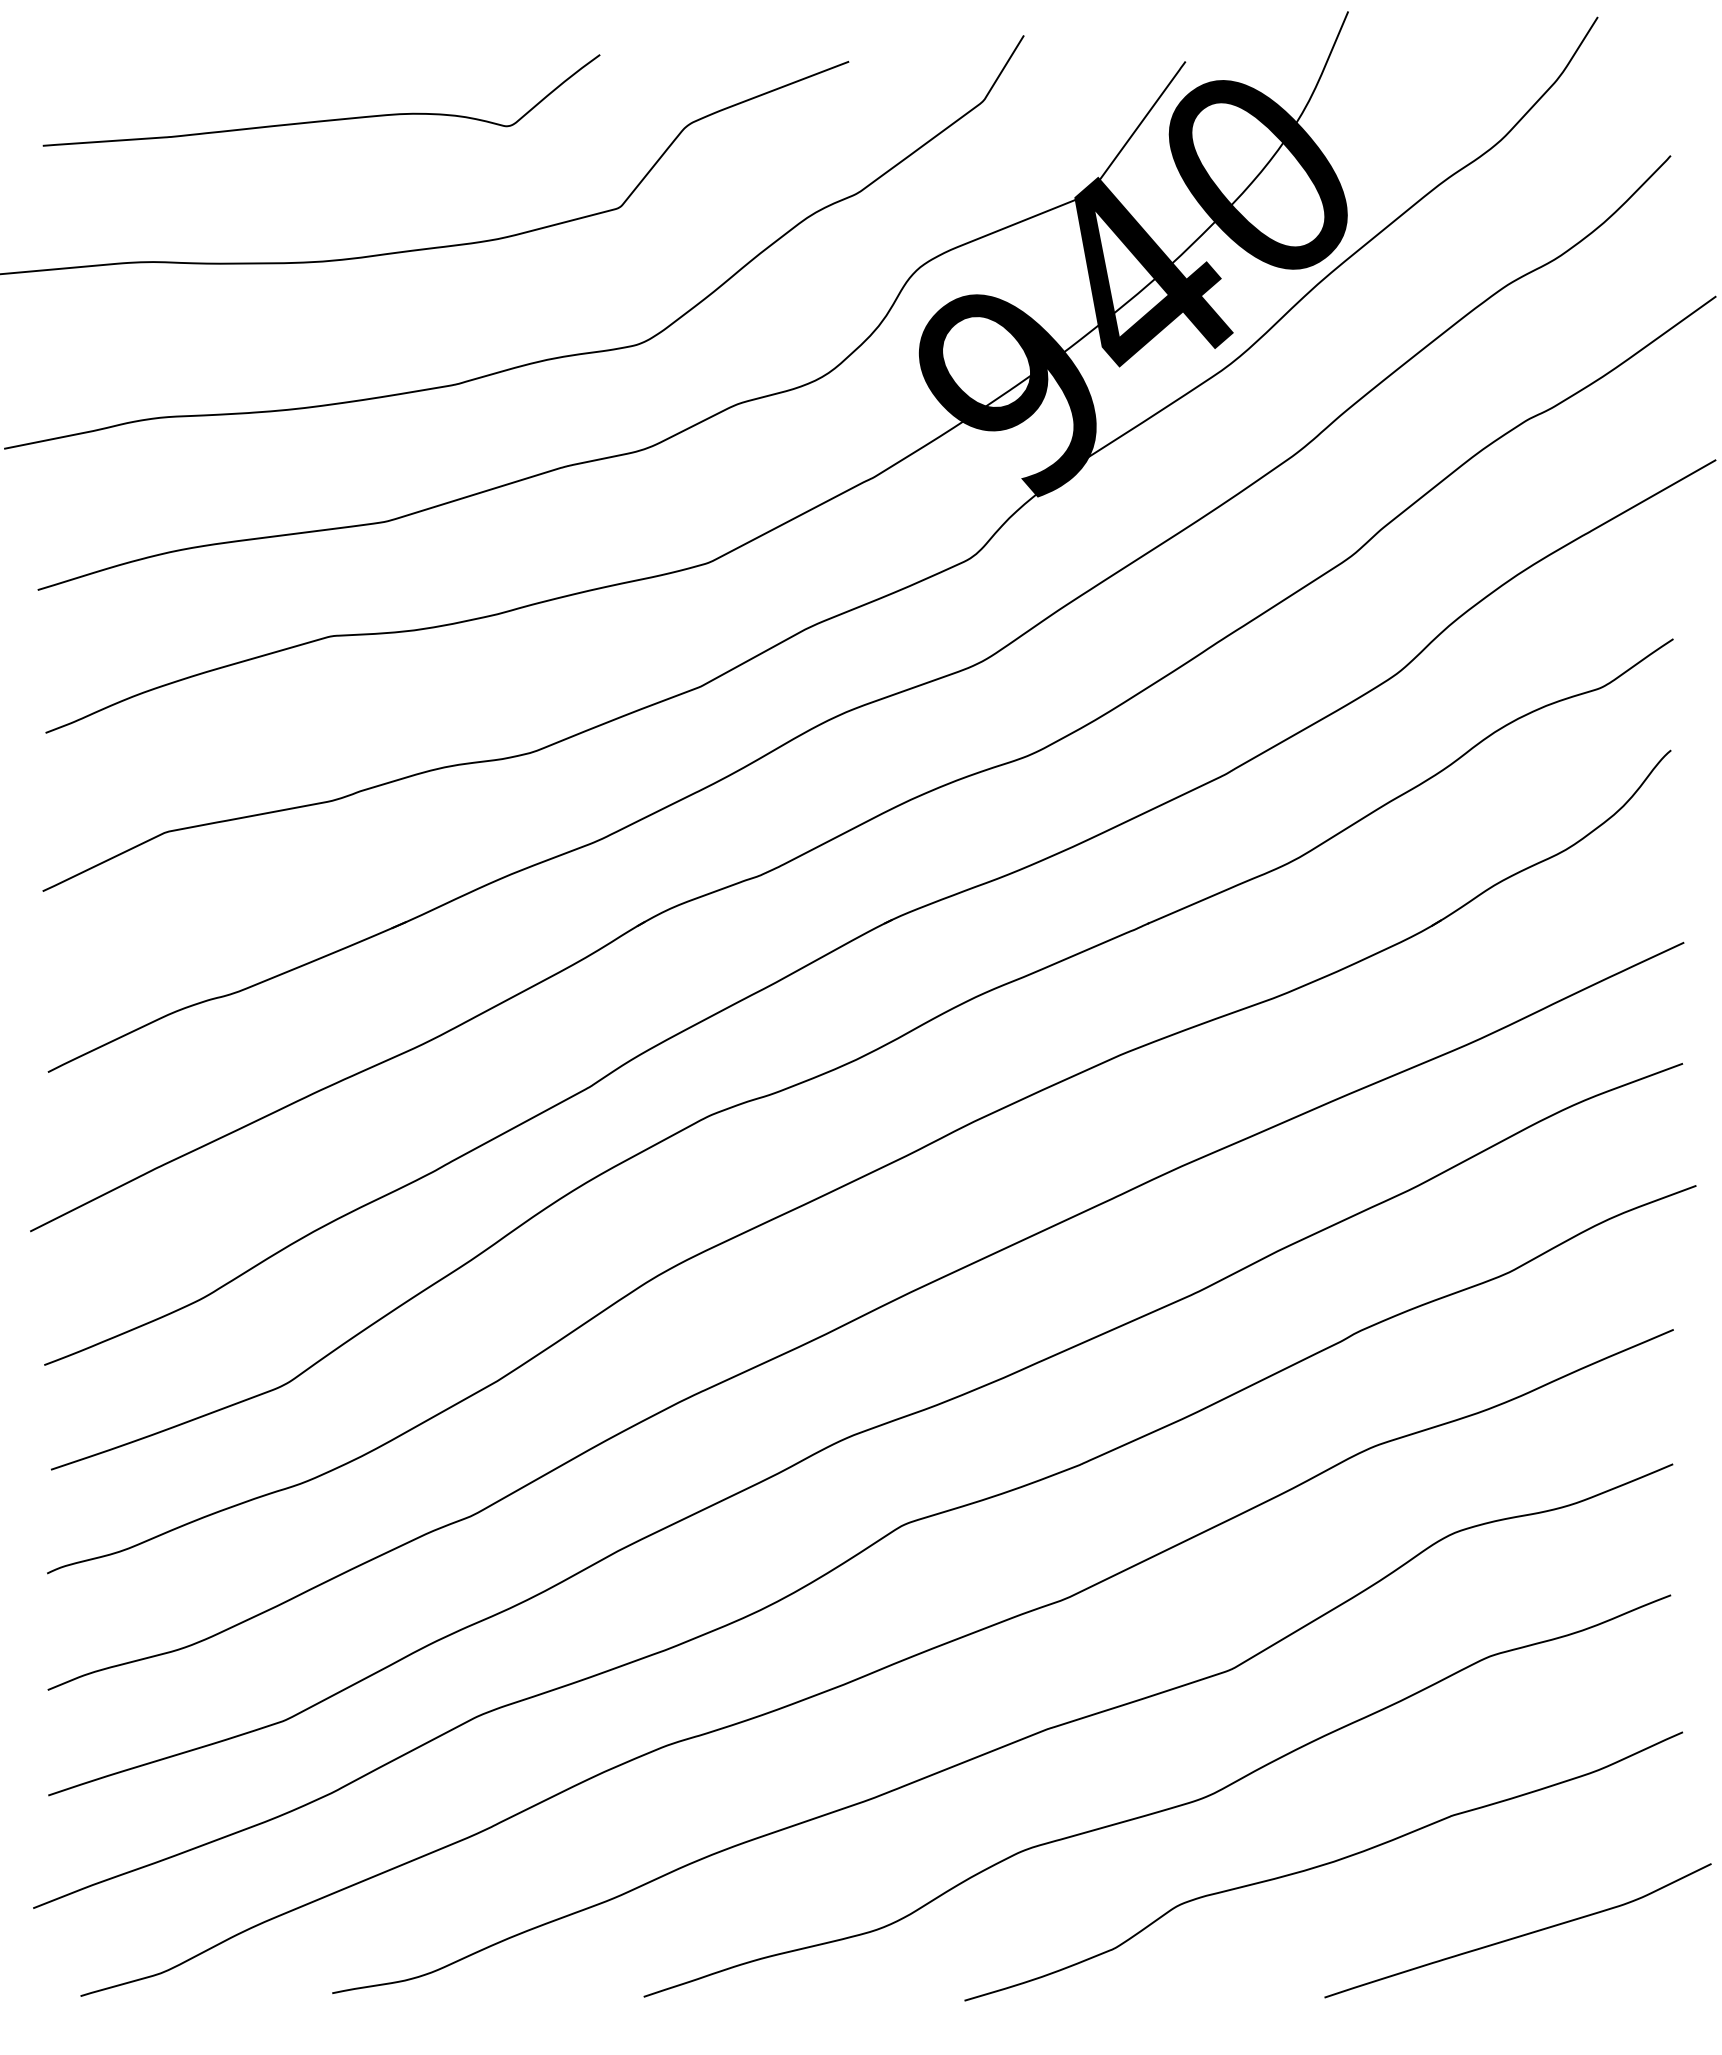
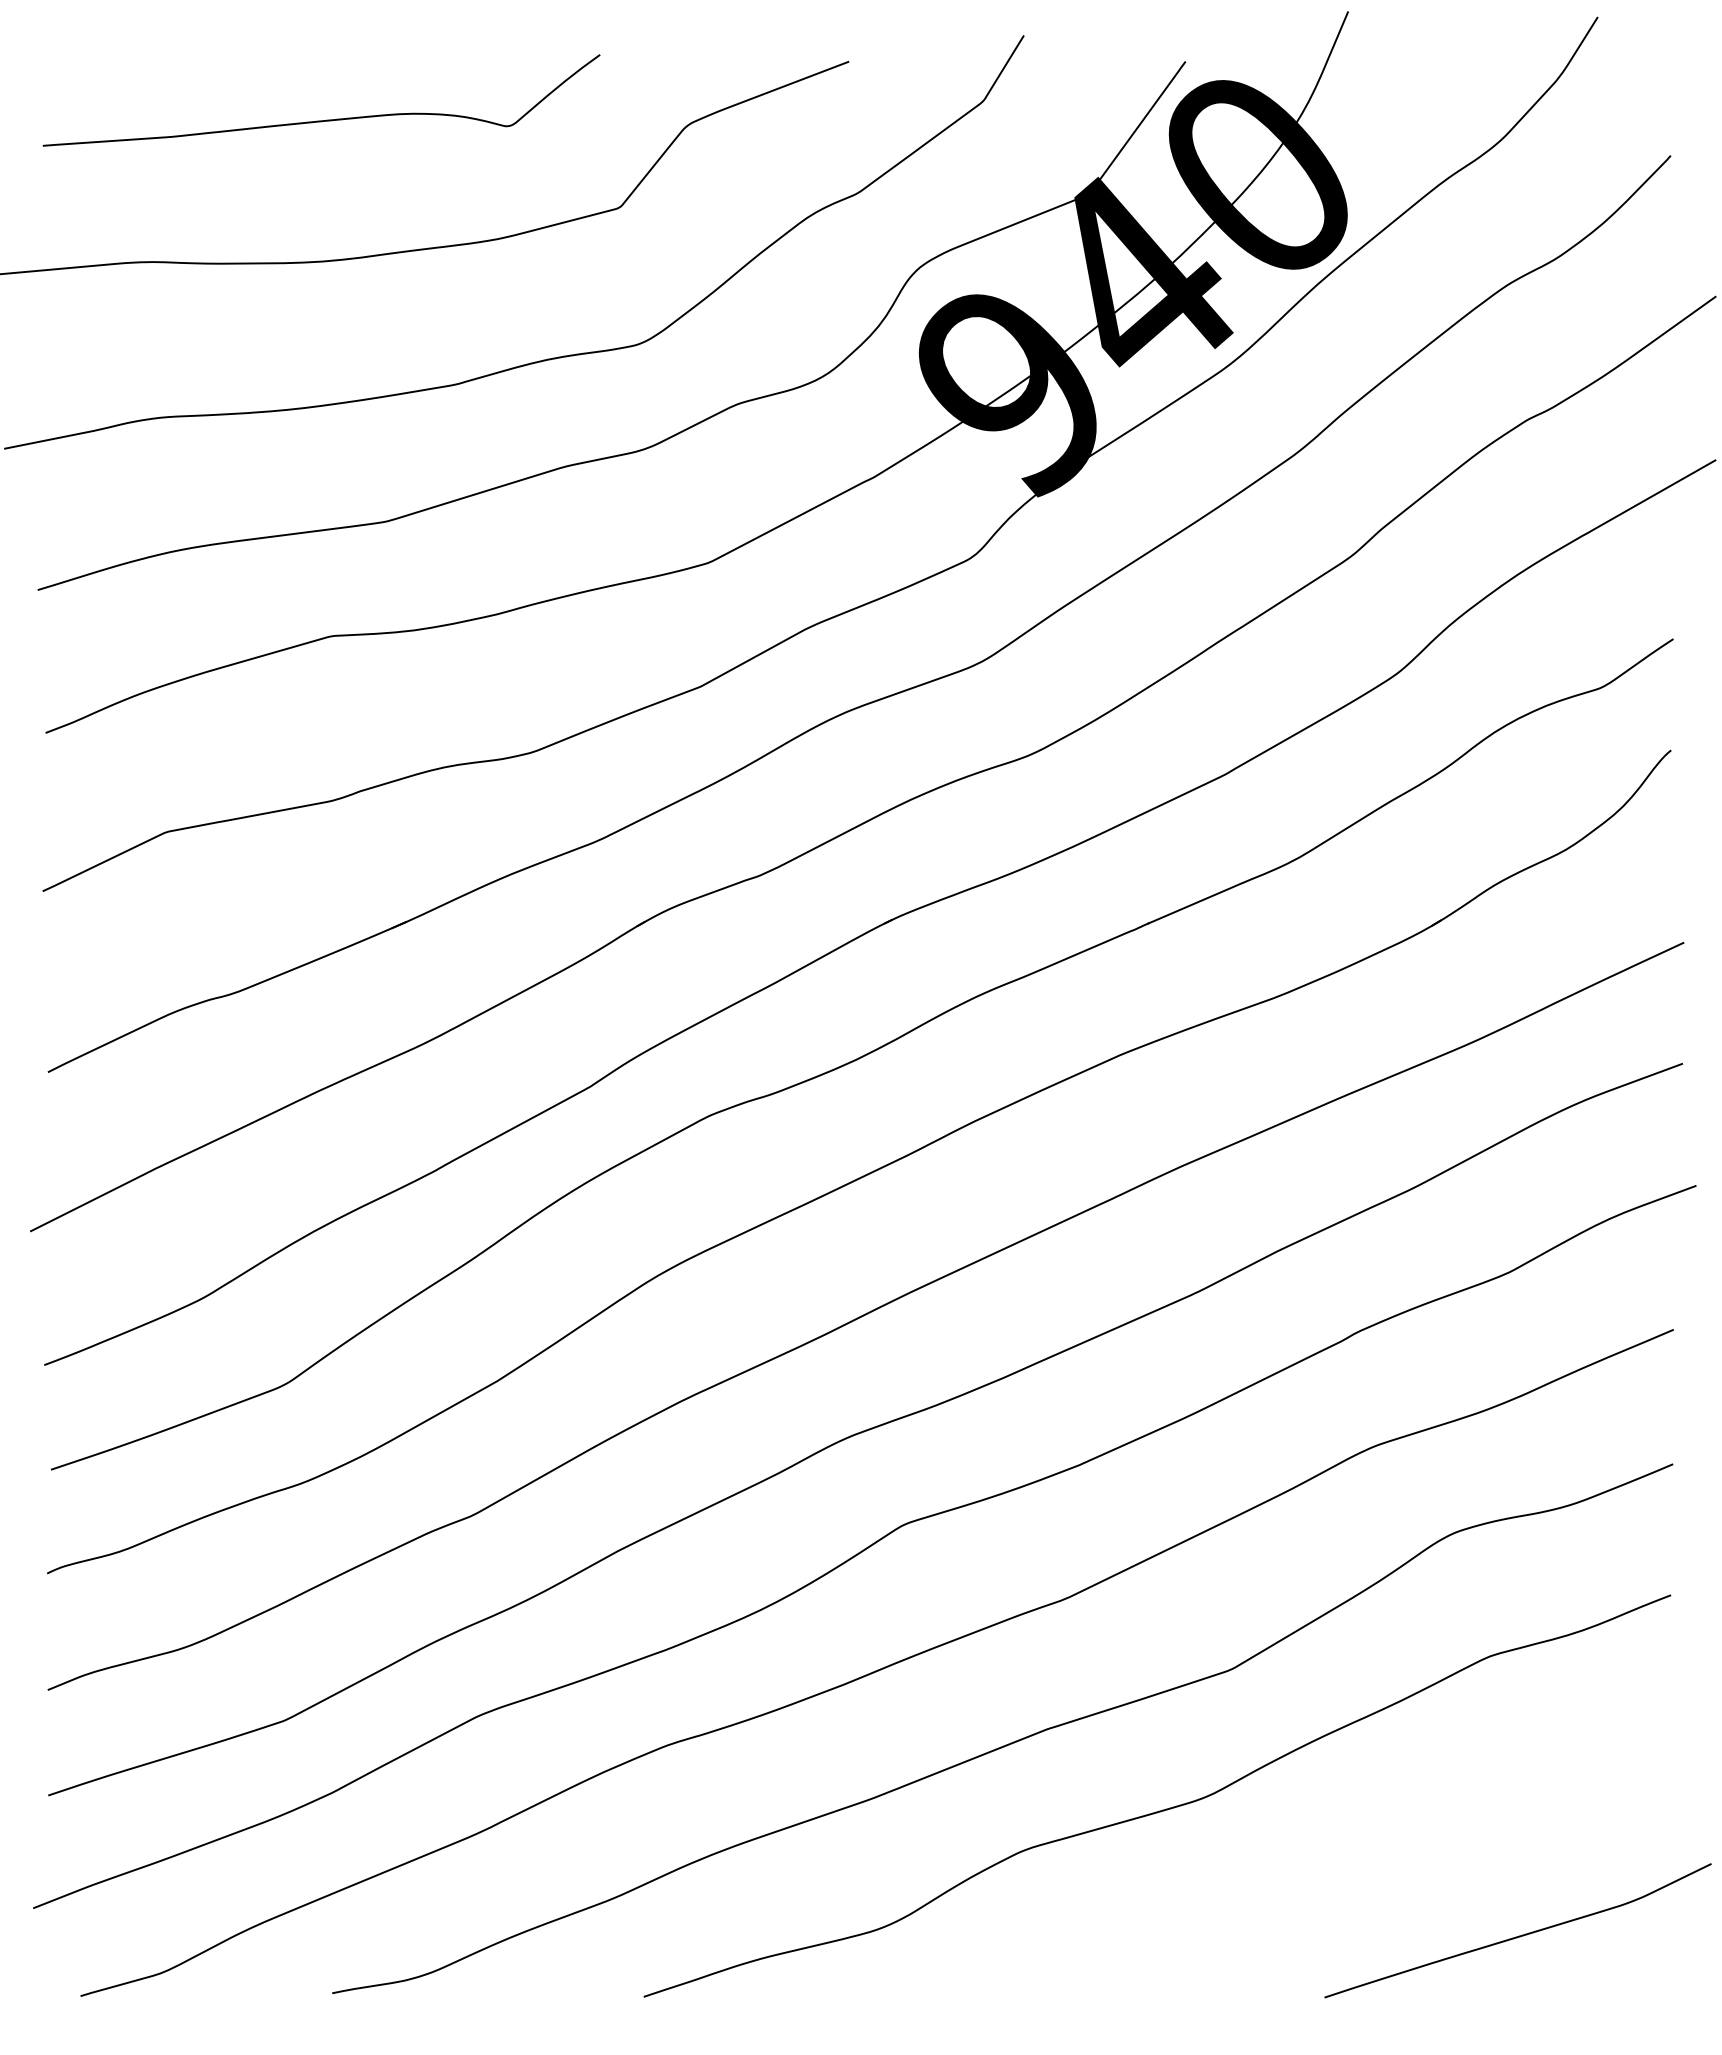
curve: present -> none (1323, 1865)
